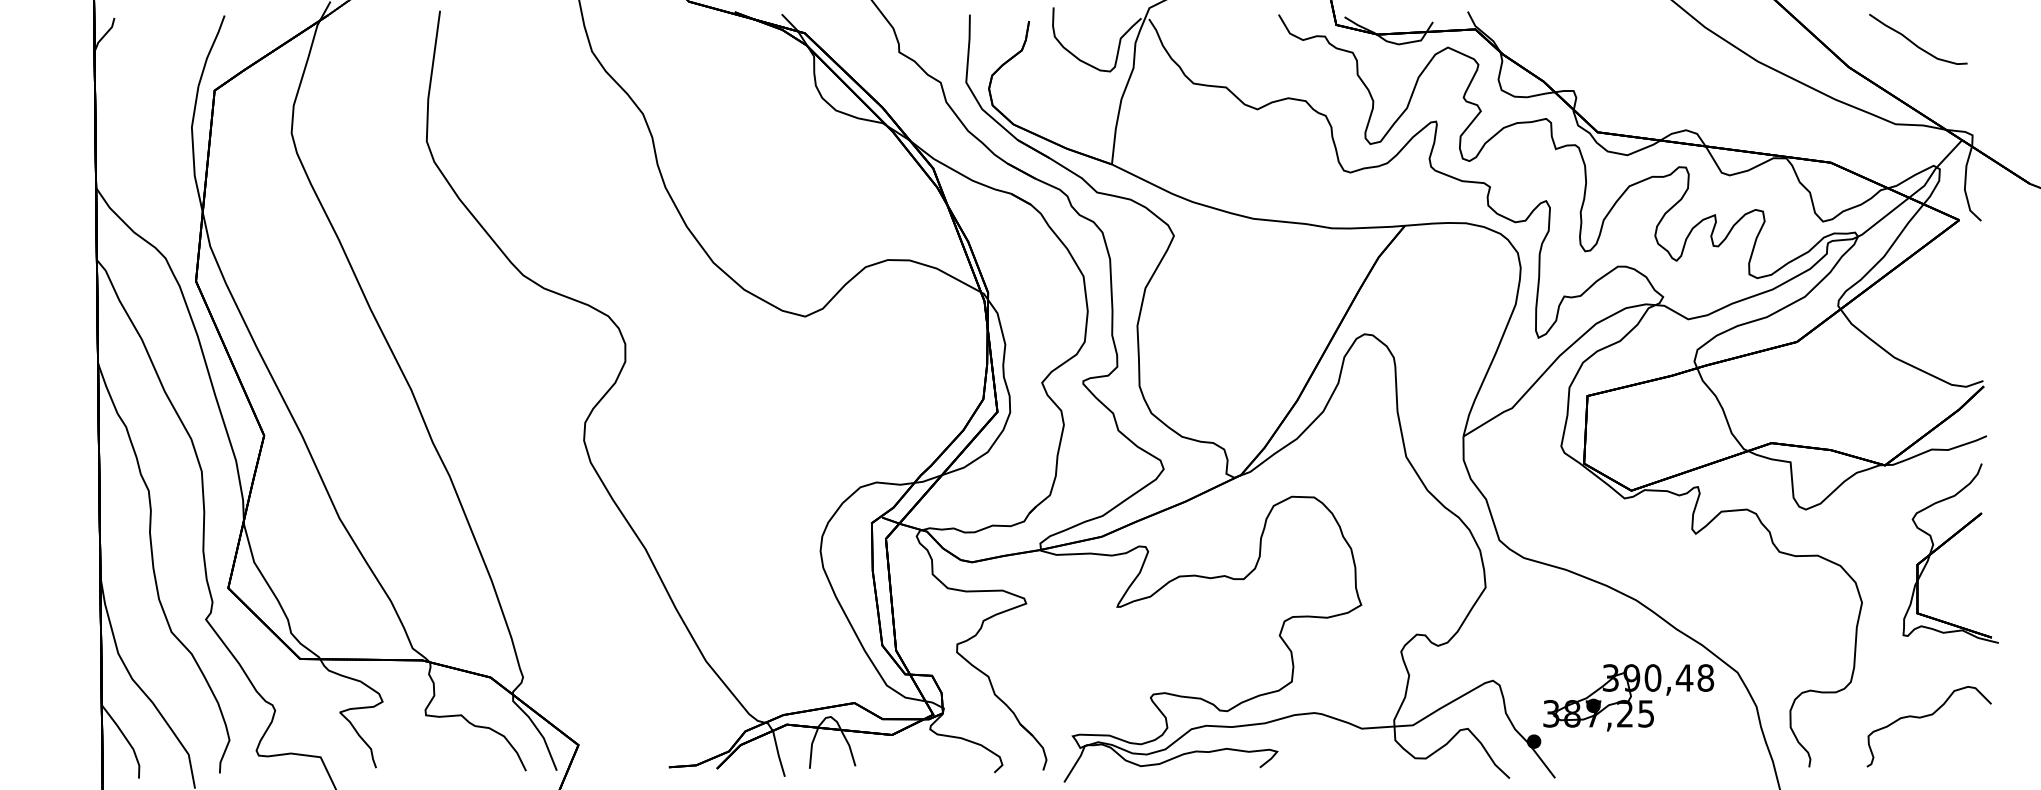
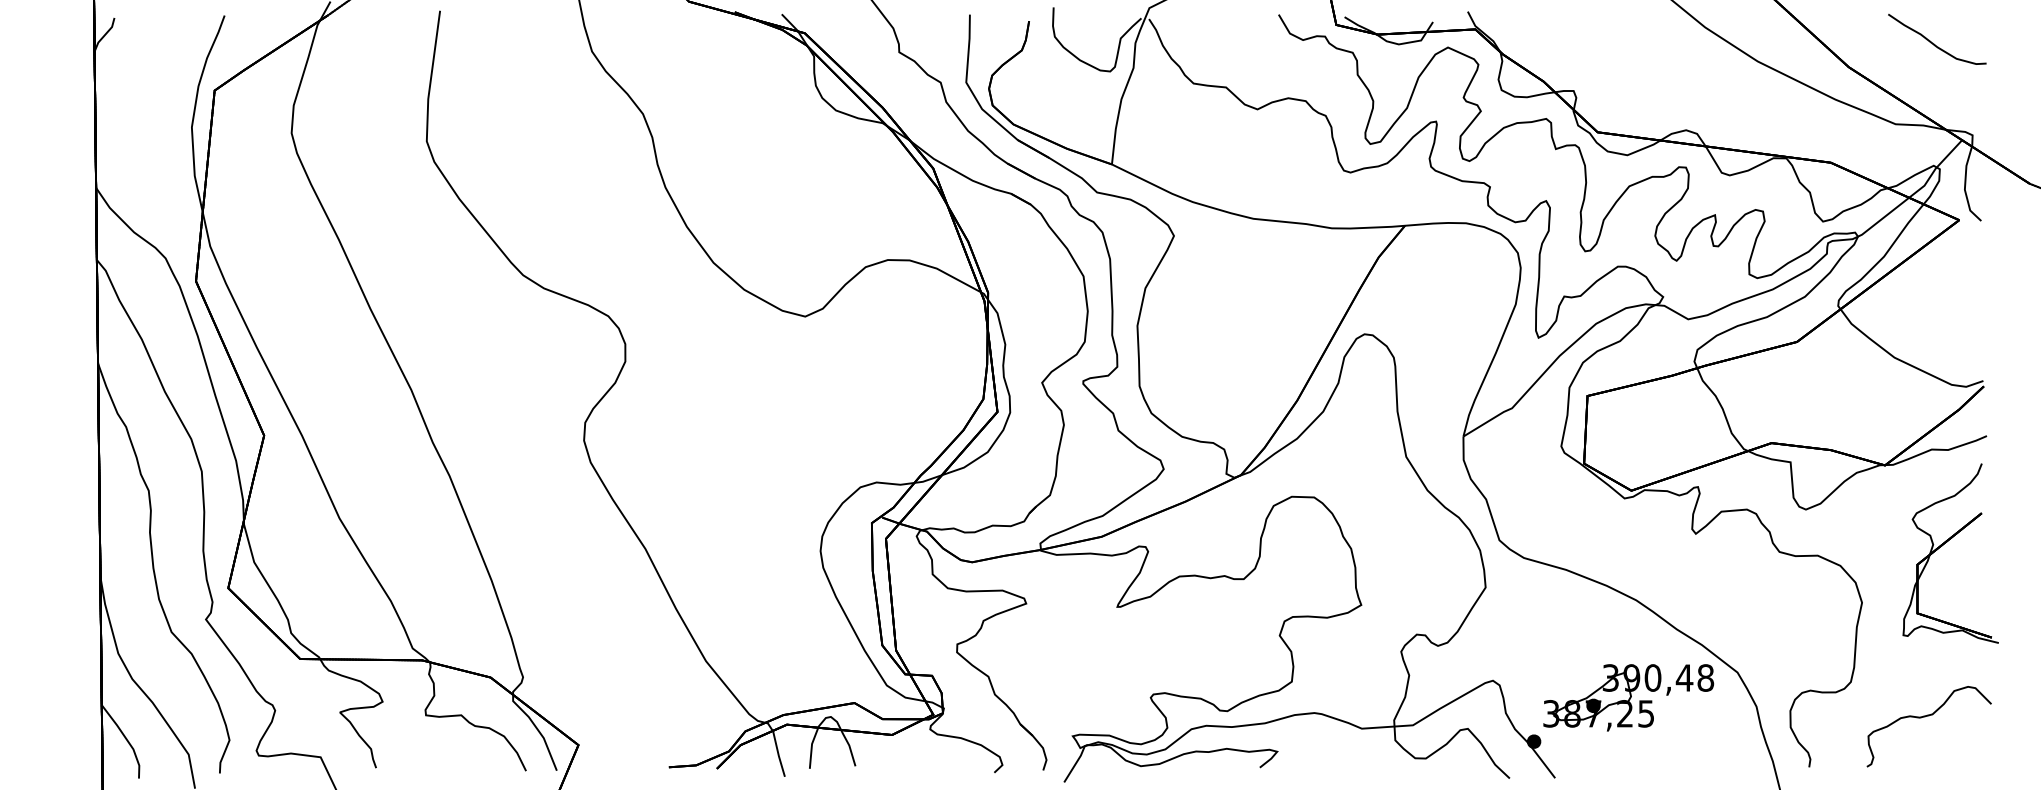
part position: (1918, 38) -> (1937, 38) (1937, 38)
